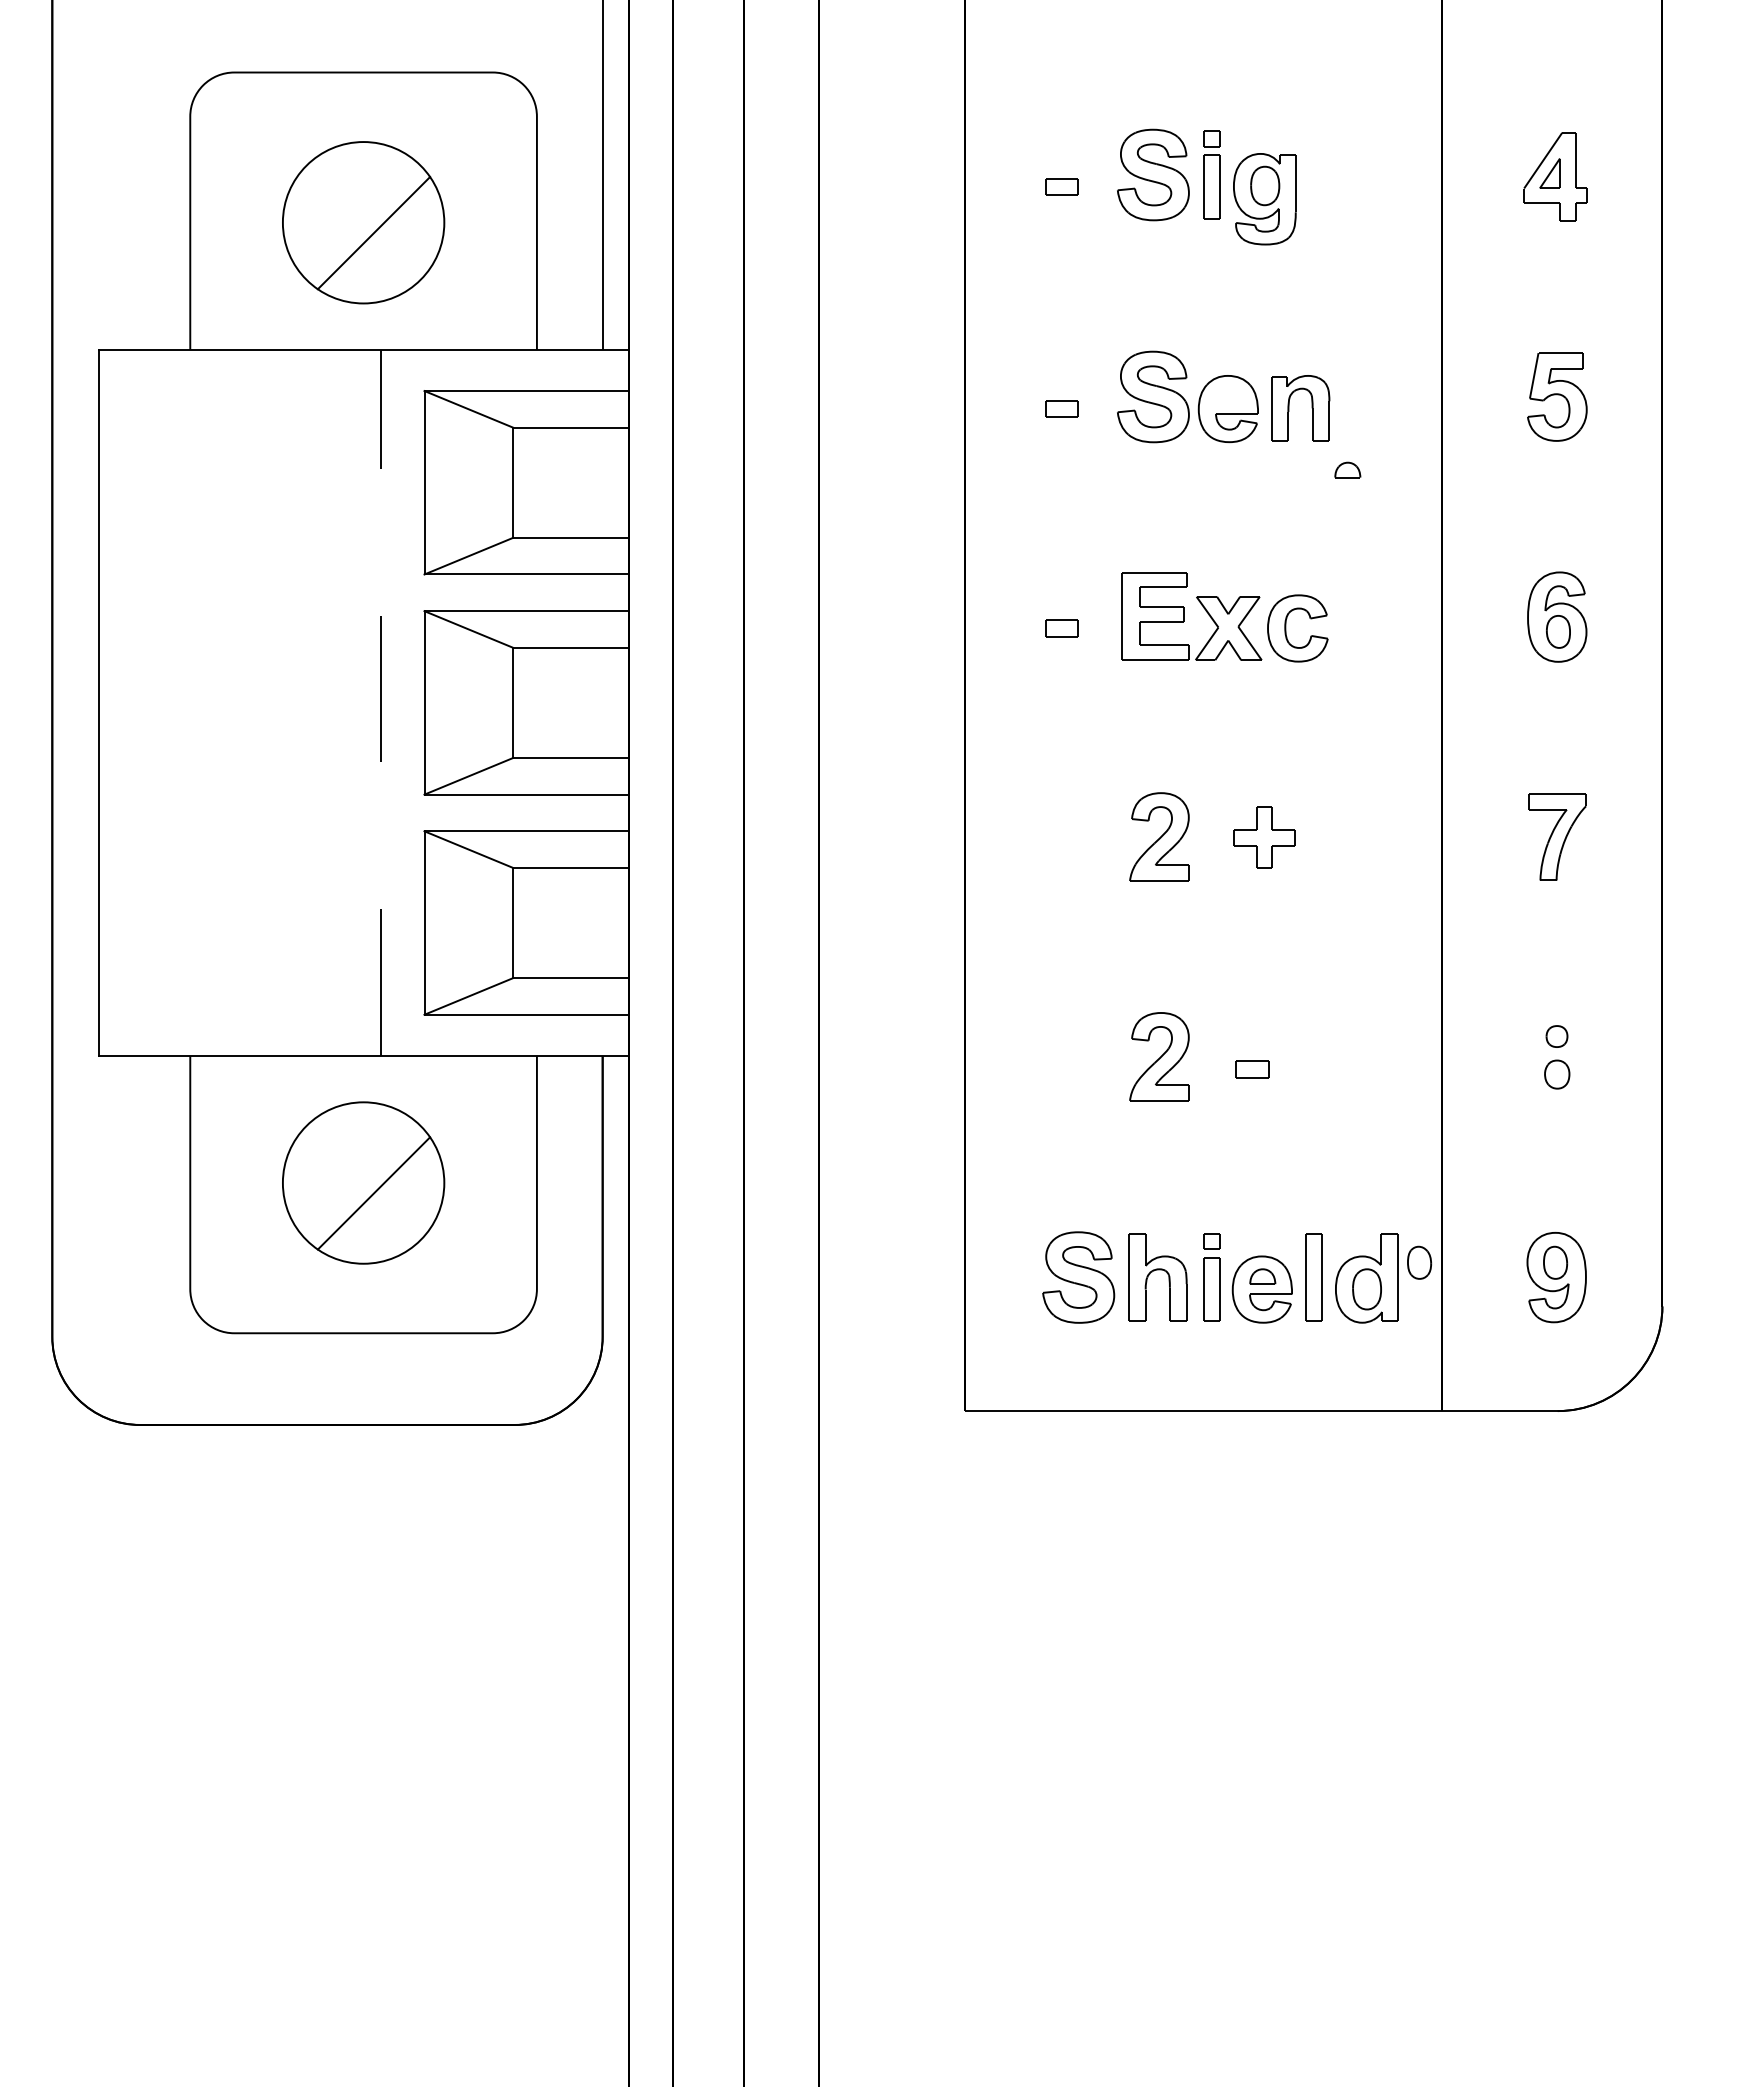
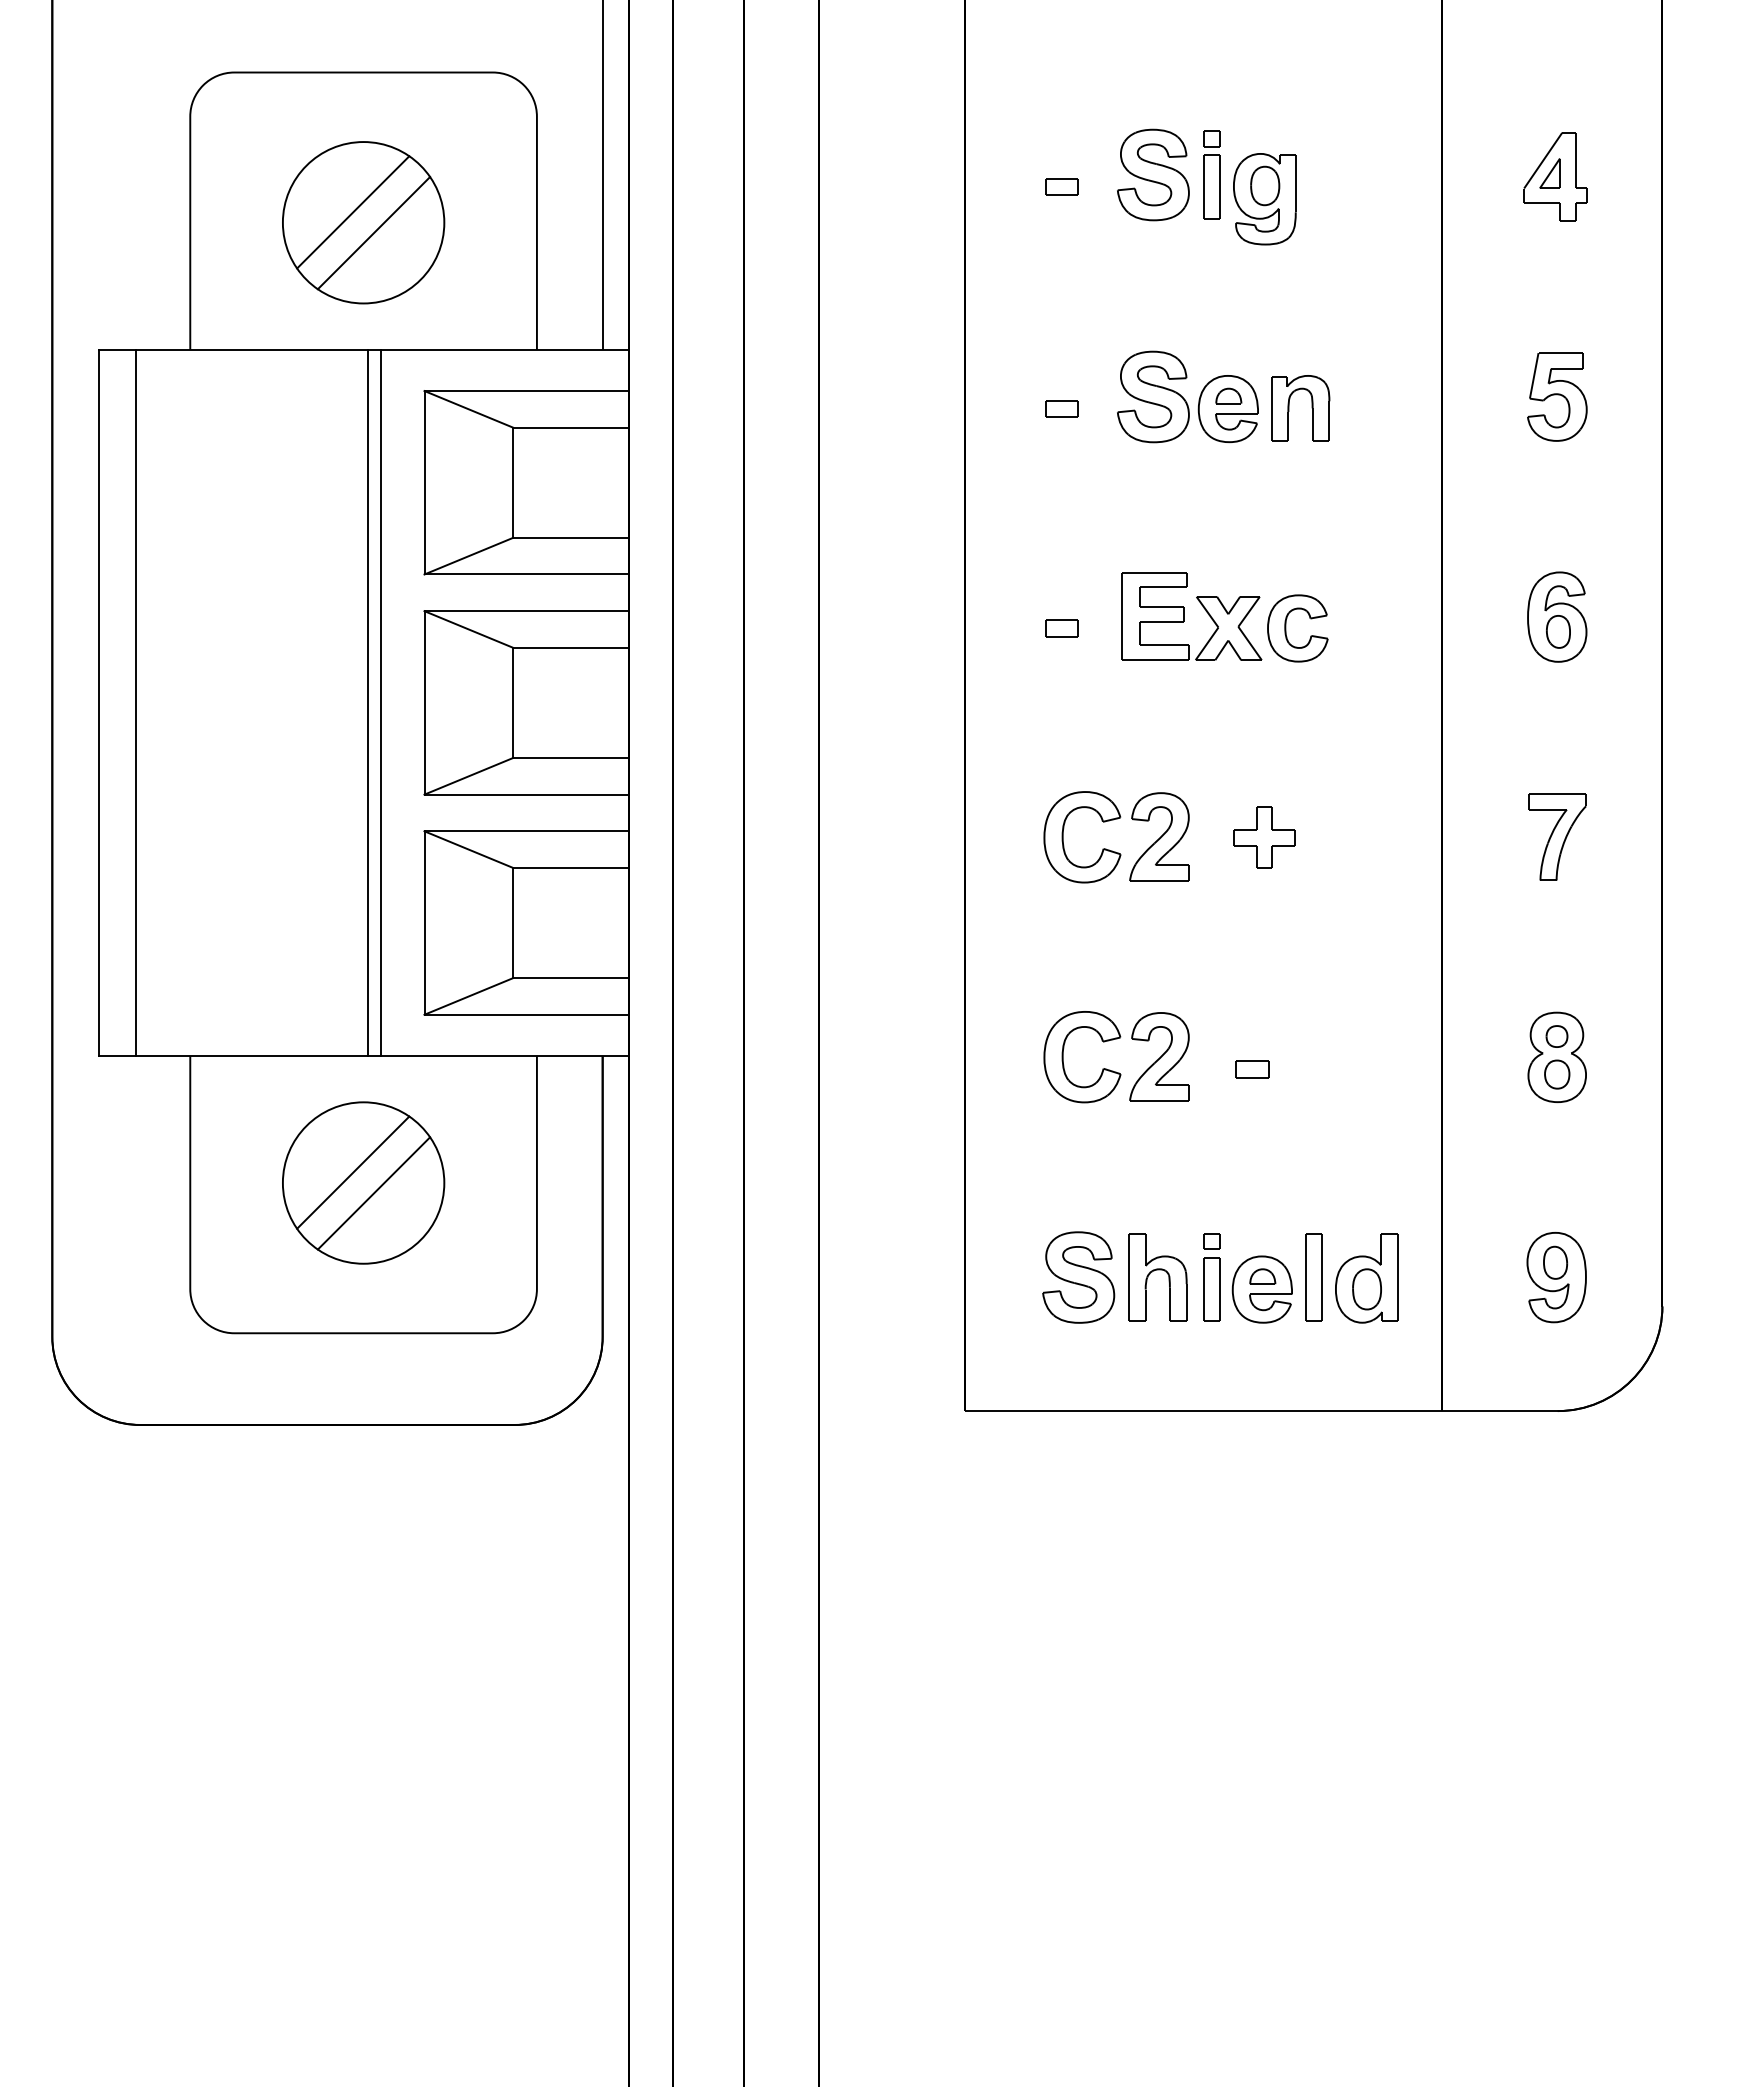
line: none -> present (353, 212)
part position: (1347, 469) -> (1228, 395) (1228, 395)
line: none -> present (136, 702)
line: none -> present (367, 702)
line: dashed -> solid (381, 702)
part: none -> present (1063, 837)
part: none -> present (1556, 1056)
part: none -> present (1063, 1057)
line: none -> present (353, 1172)
part: present -> none (1419, 1262)
